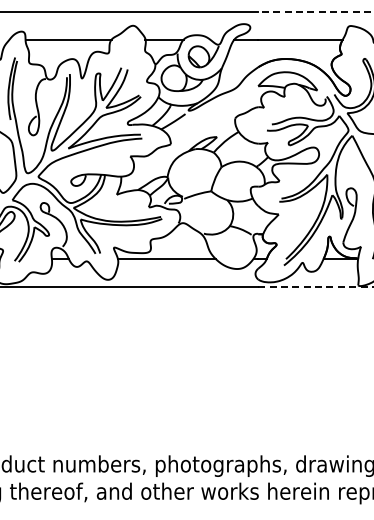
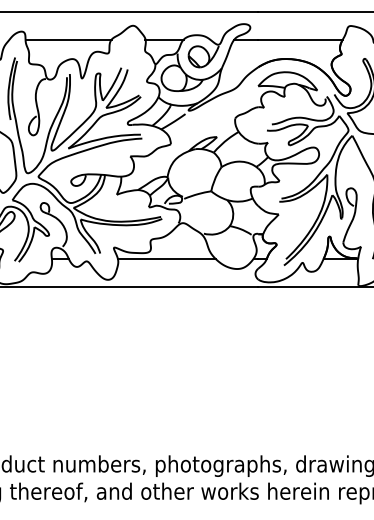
line: dashed -> solid (315, 11)
line: dashed -> solid (316, 287)
